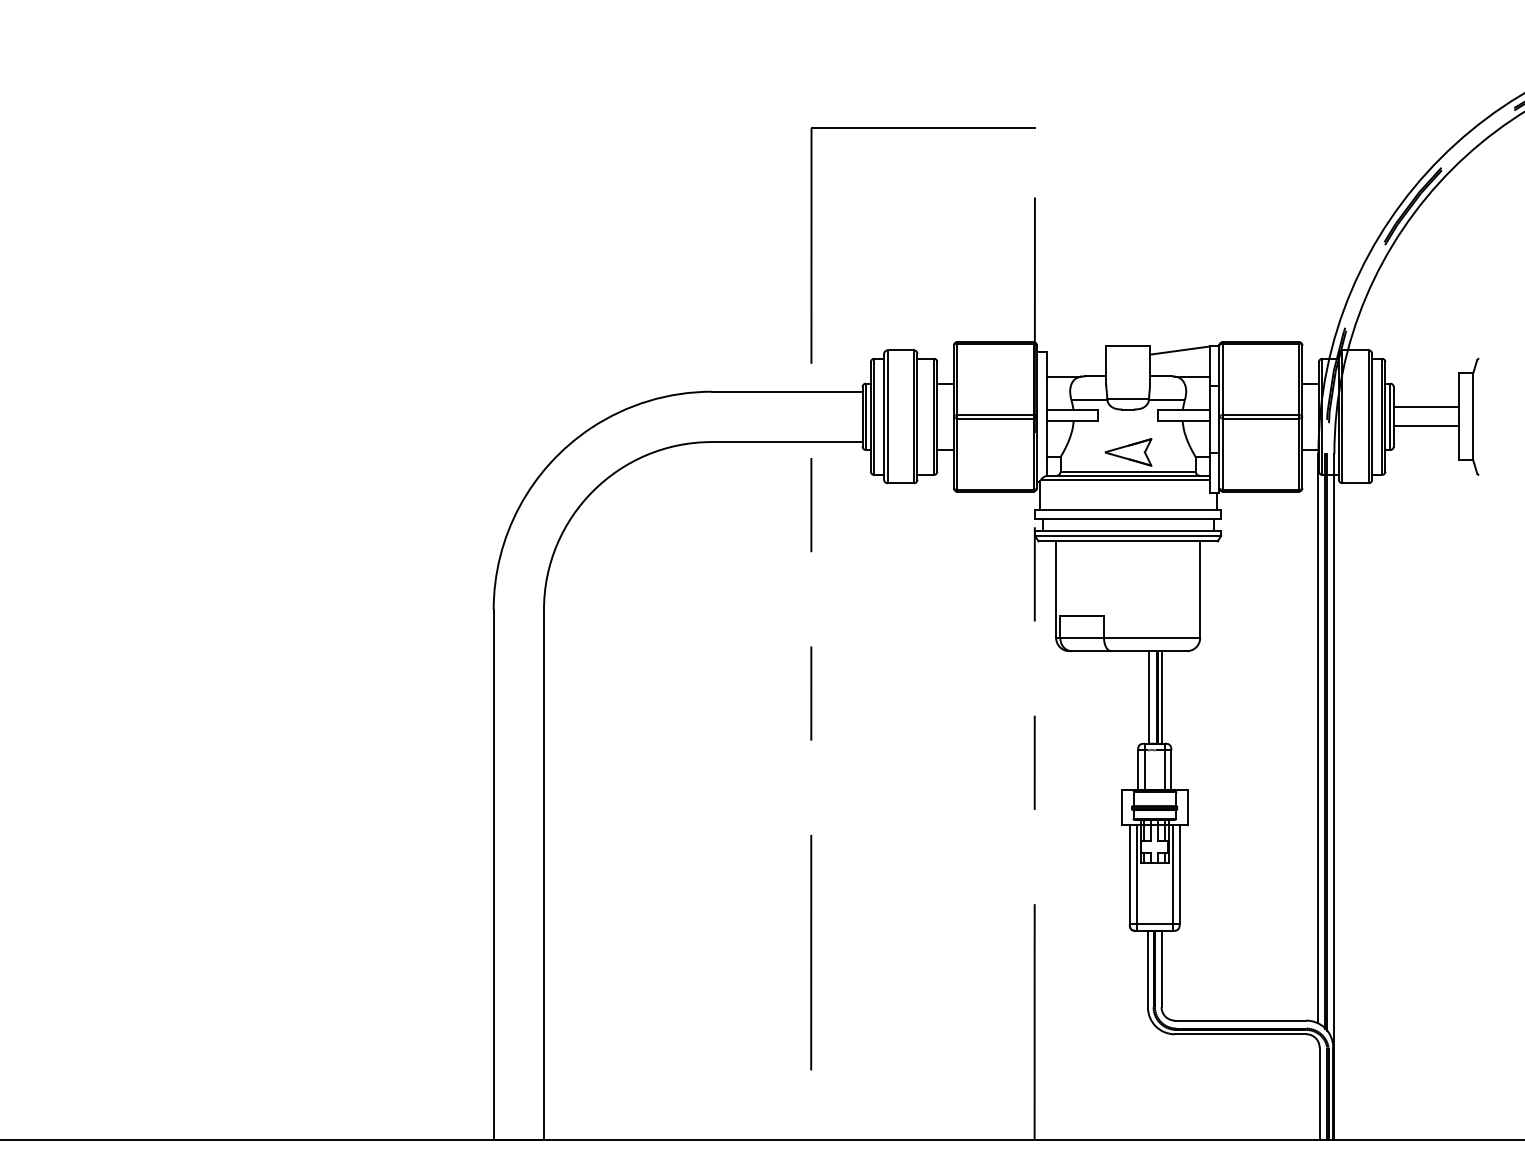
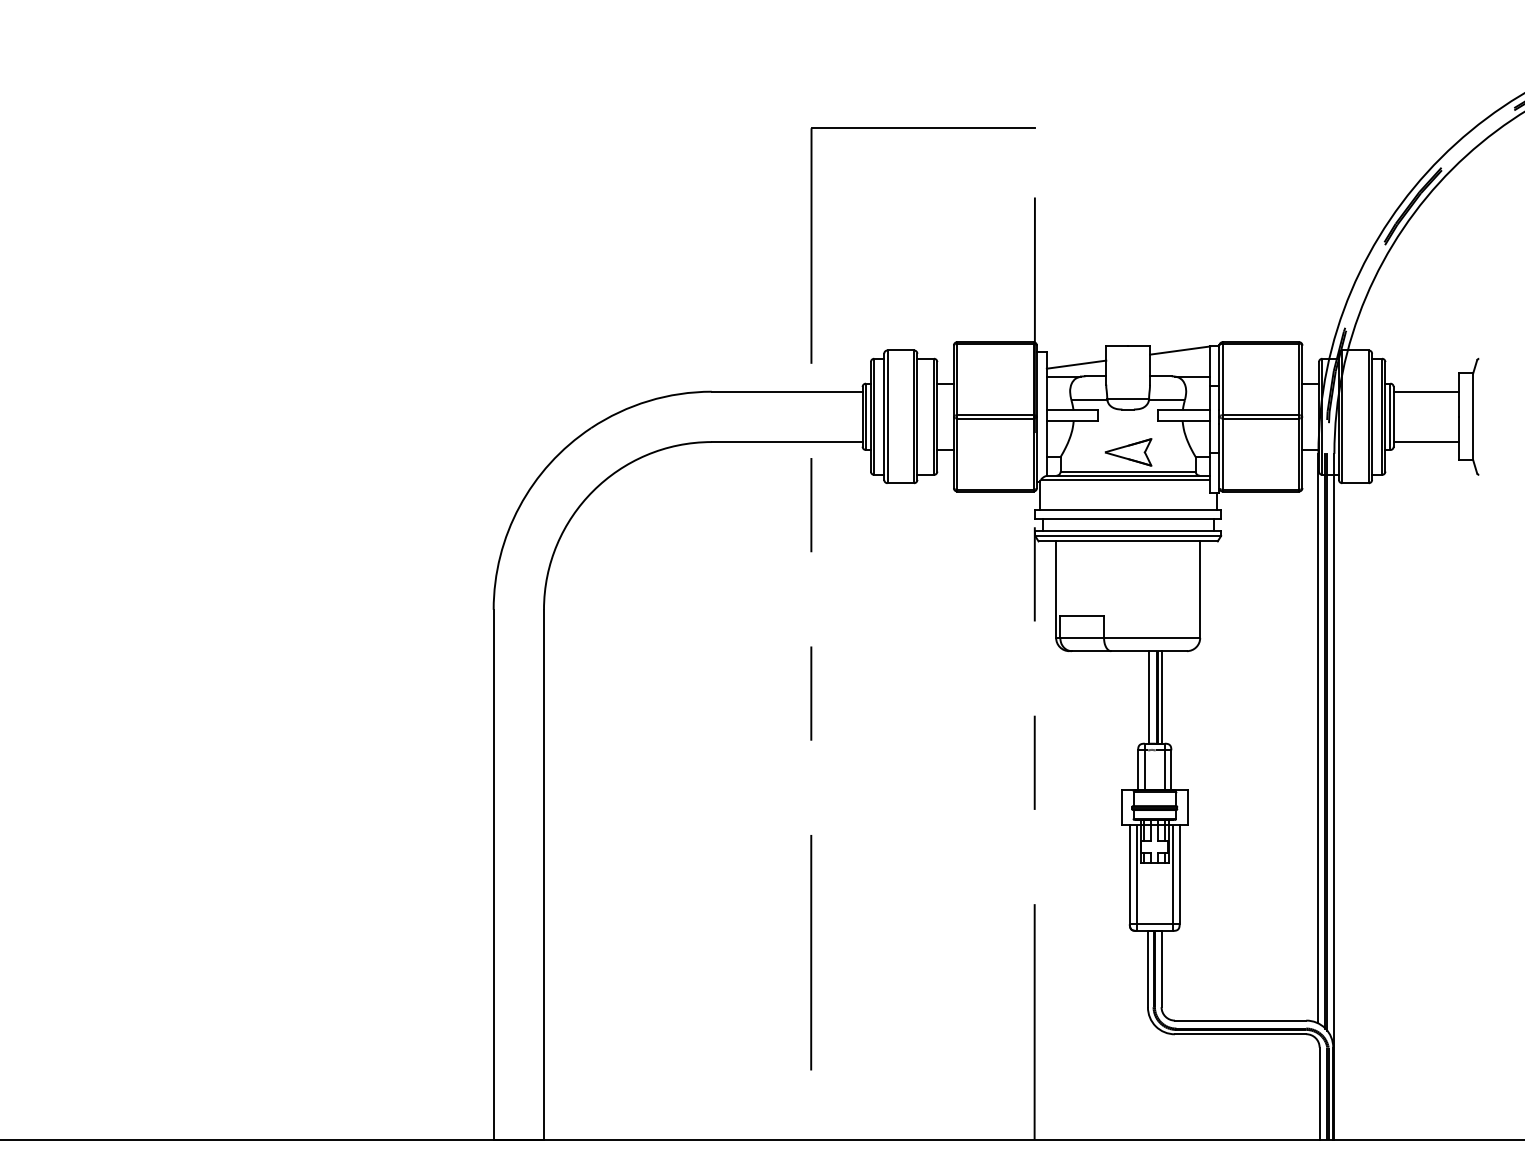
line: none -> present (1076, 364)
line position: (1426, 406) -> (1426, 391) (1426, 391)
line position: (1426, 426) -> (1426, 442) (1426, 442)
